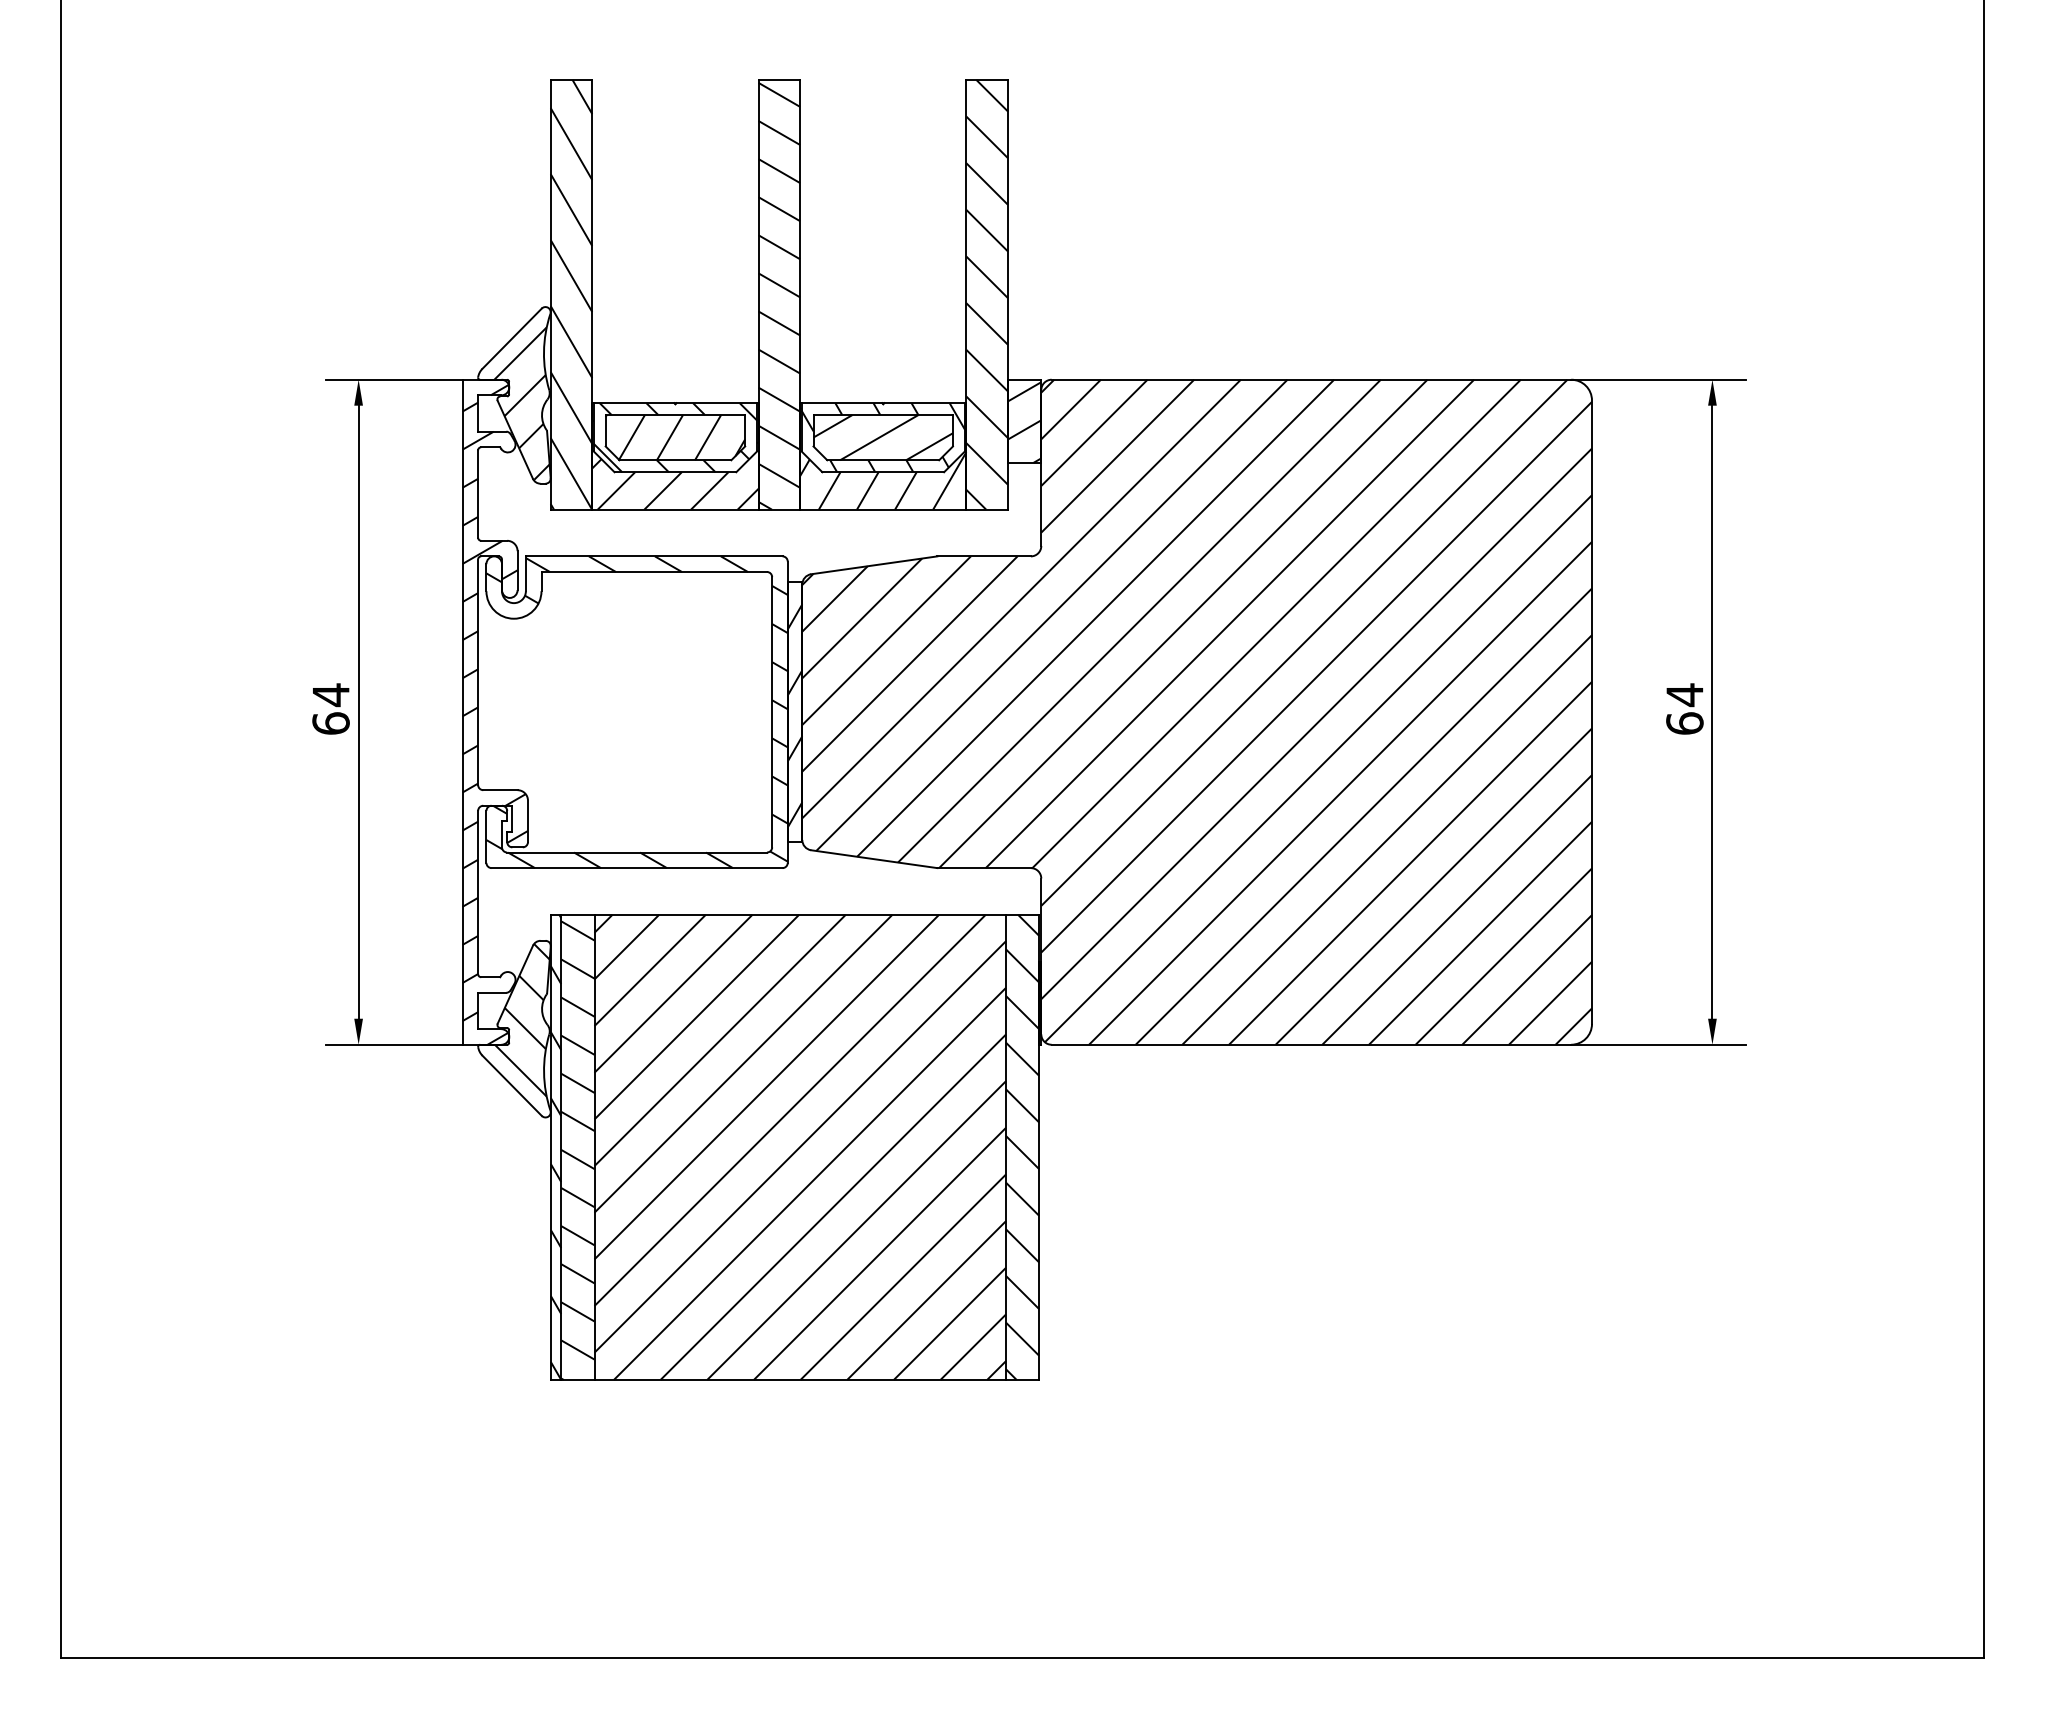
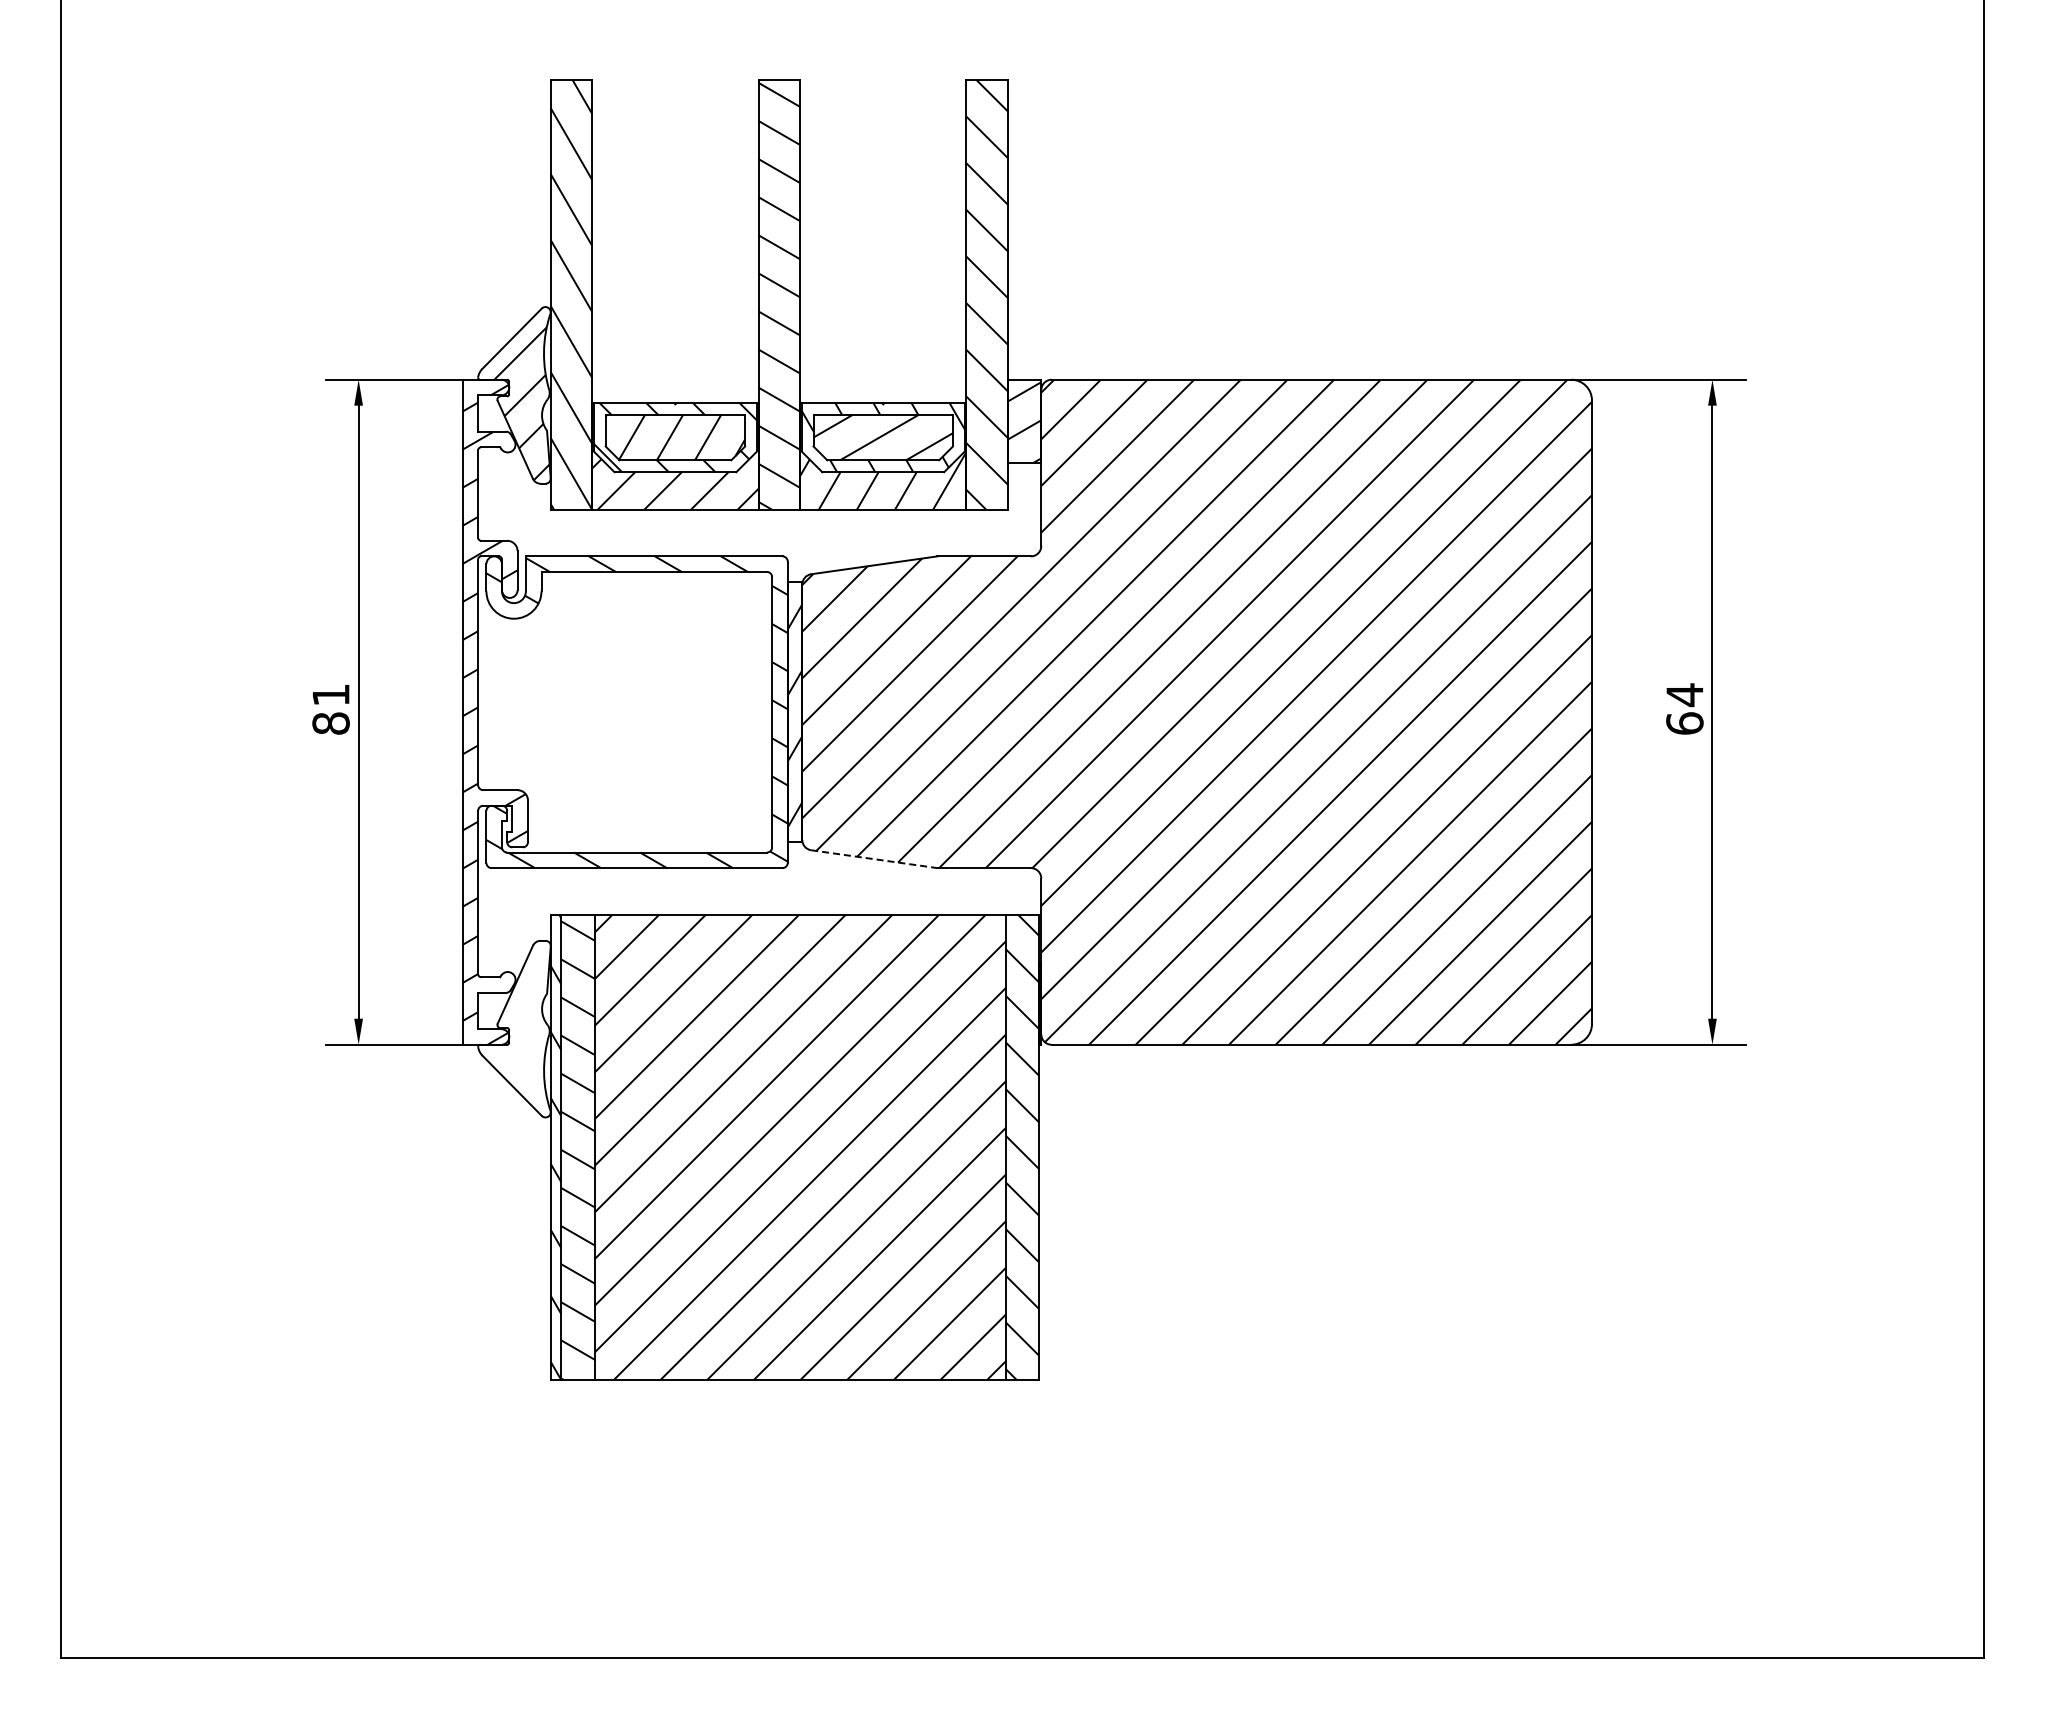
text: 64 -> 81 (330, 708)
line: solid -> dashed (874, 859)
hatch: present -> none (522, 1021)
